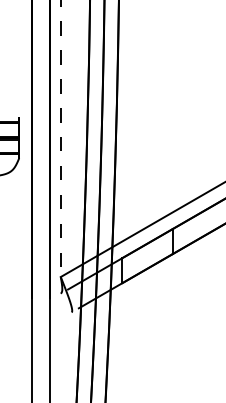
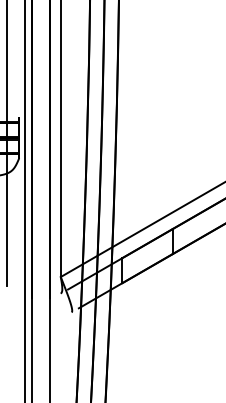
line: dashed -> solid (60, 139)
line: none -> present (6, 143)
line: none -> present (24, 200)
